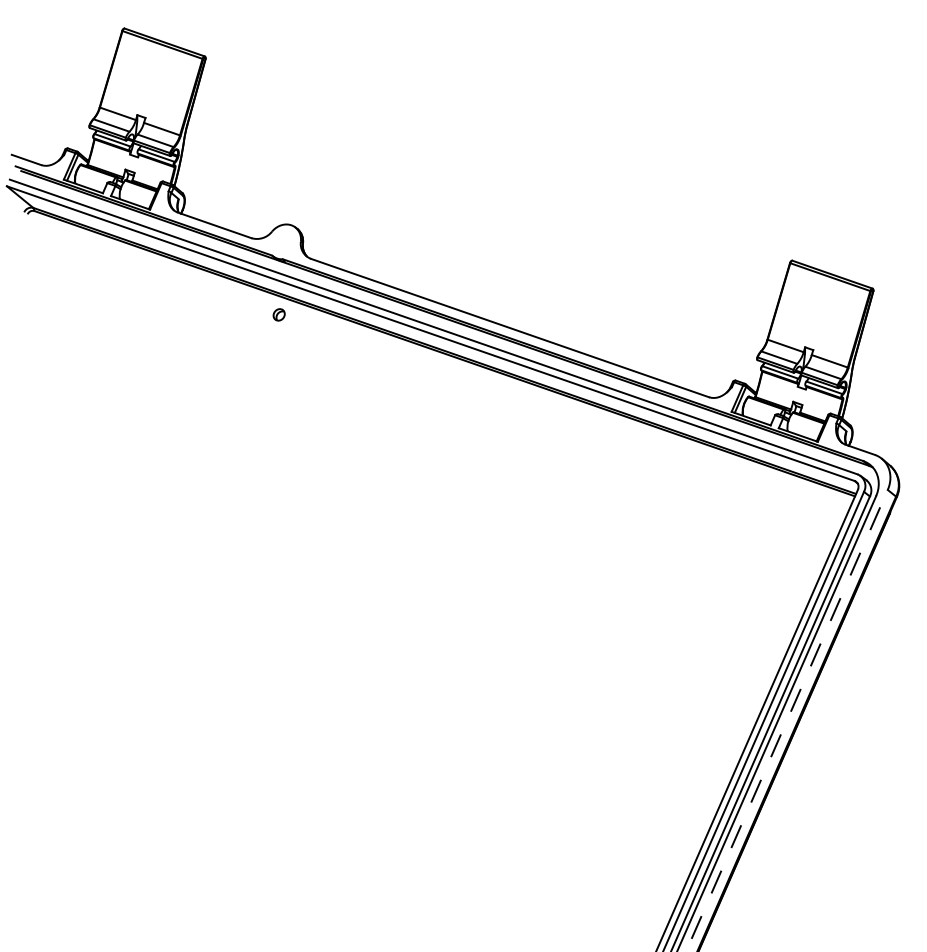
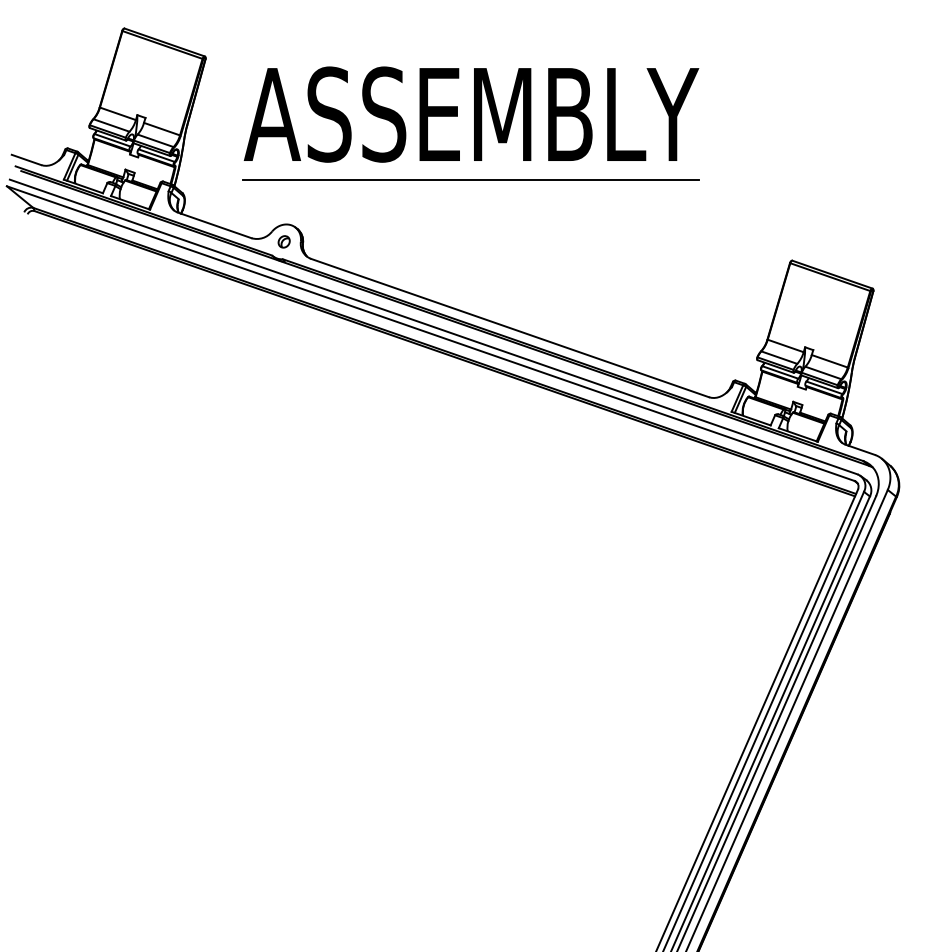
part: none -> present (470, 123)
part position: (278, 314) -> (283, 241) (283, 241)
line: dashed -> solid (786, 720)
